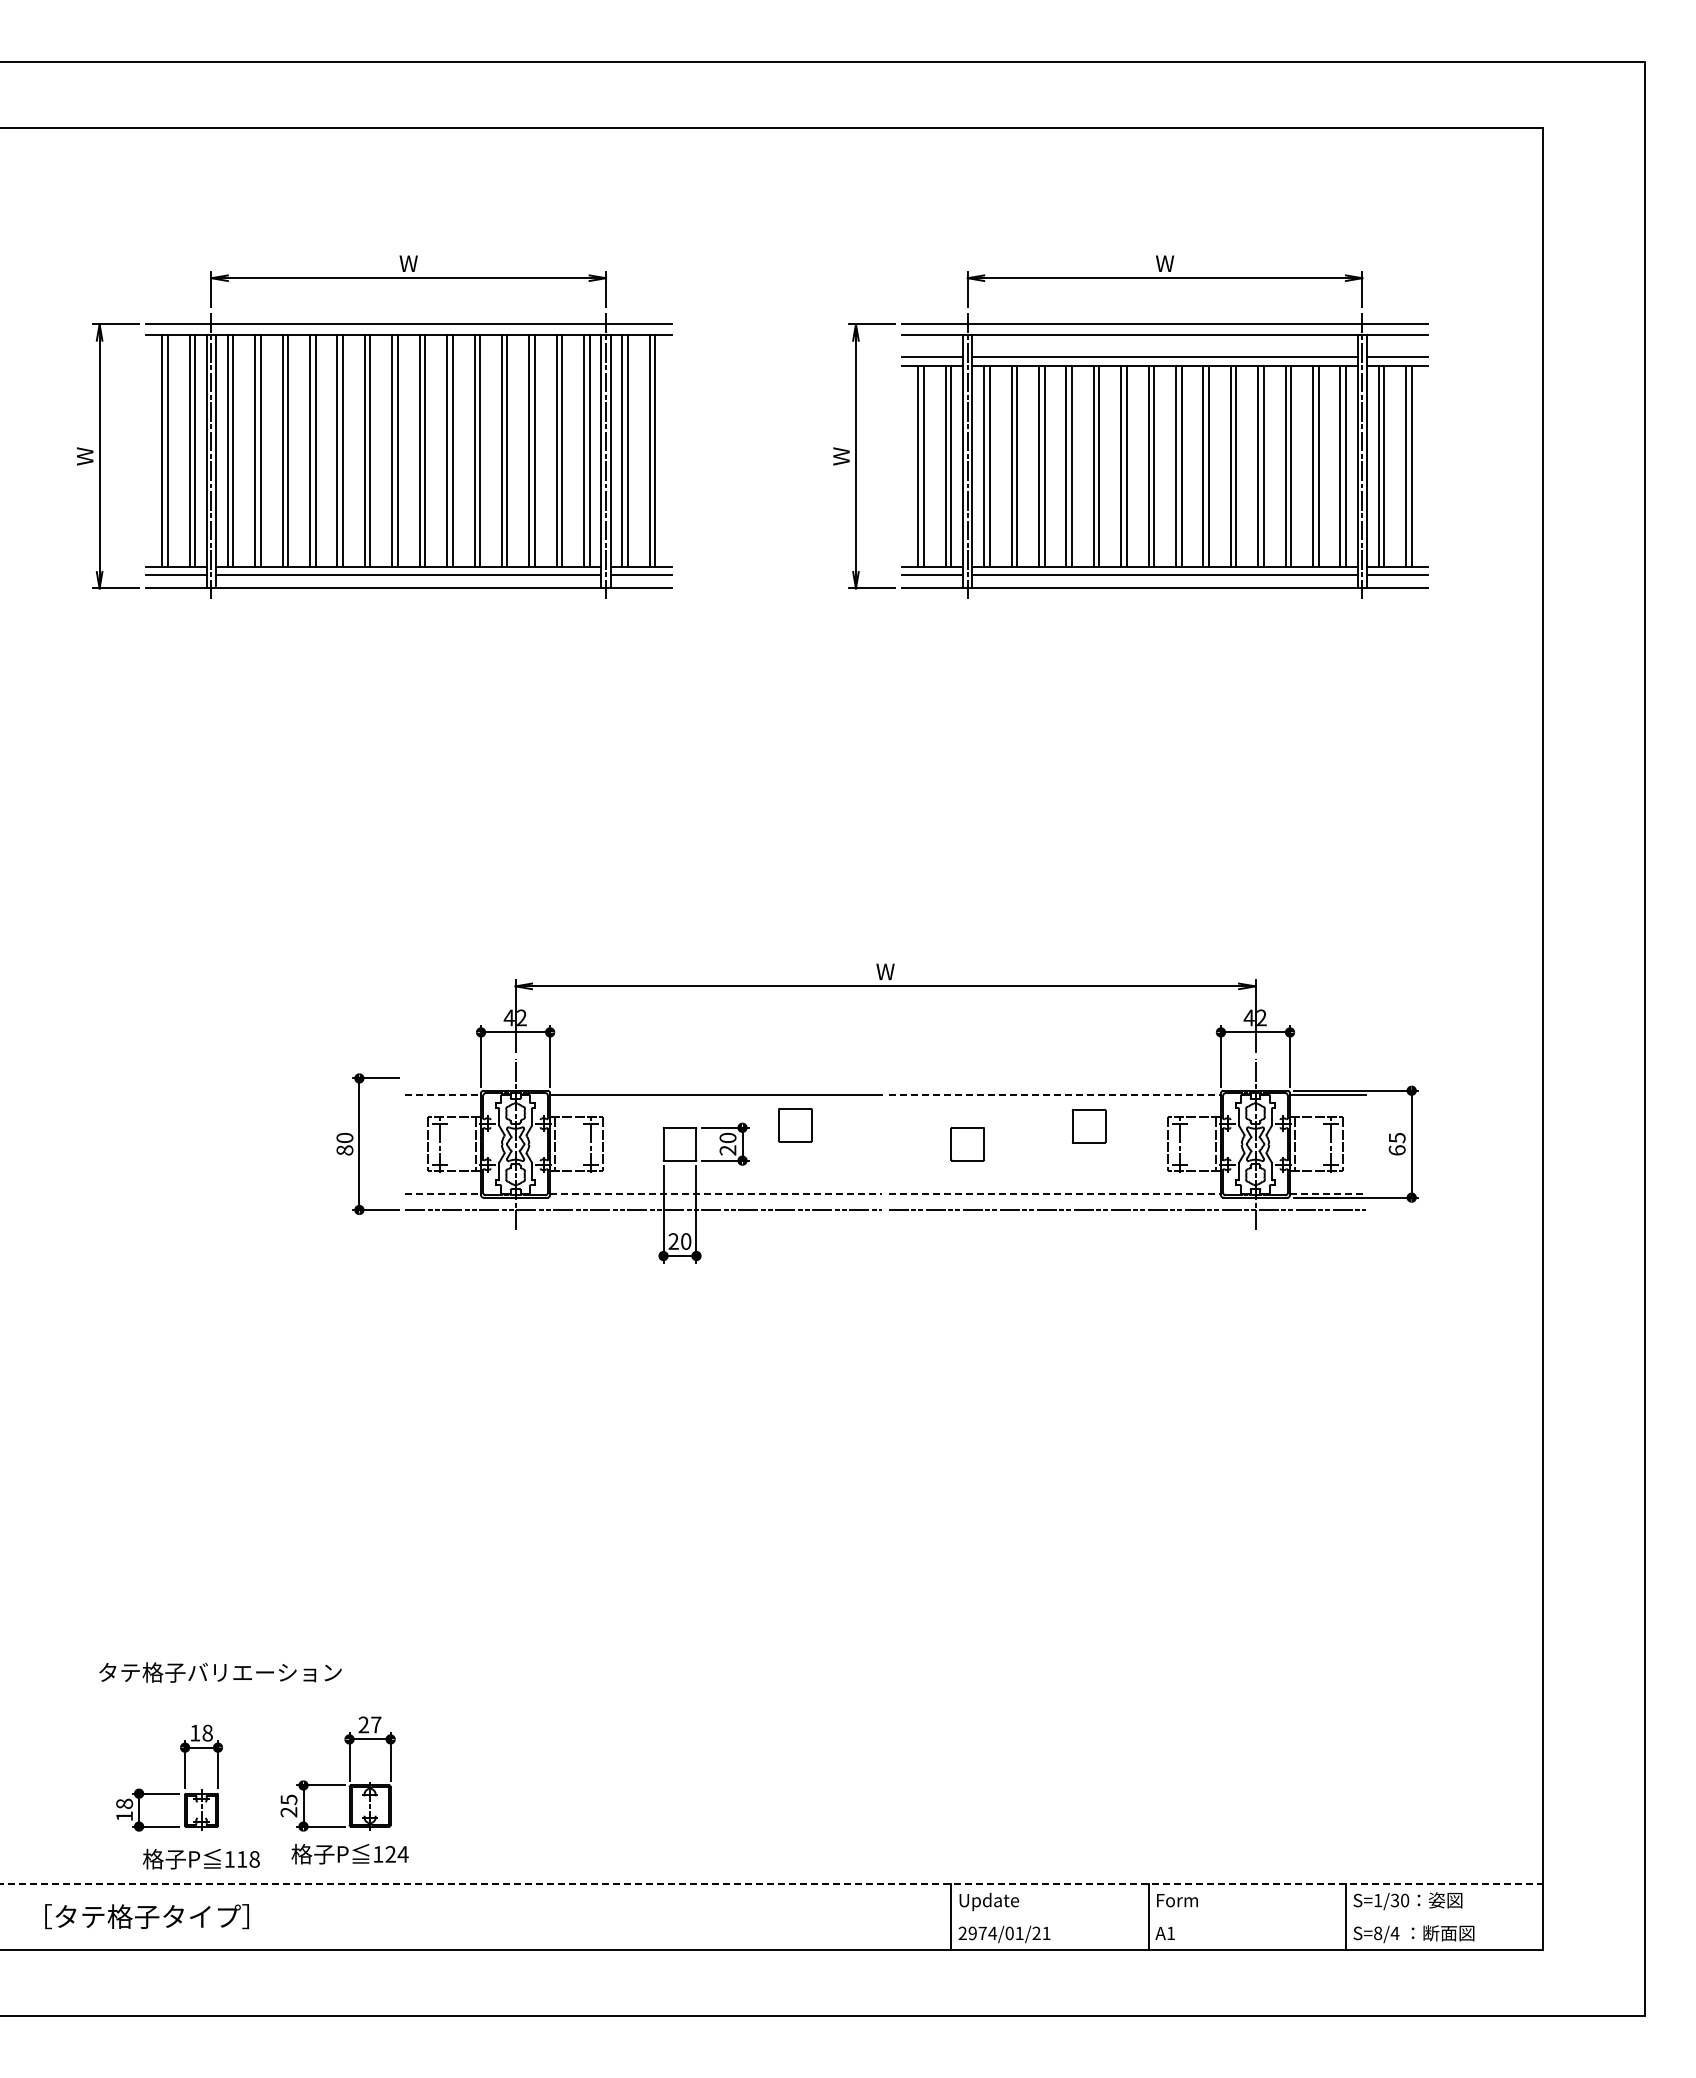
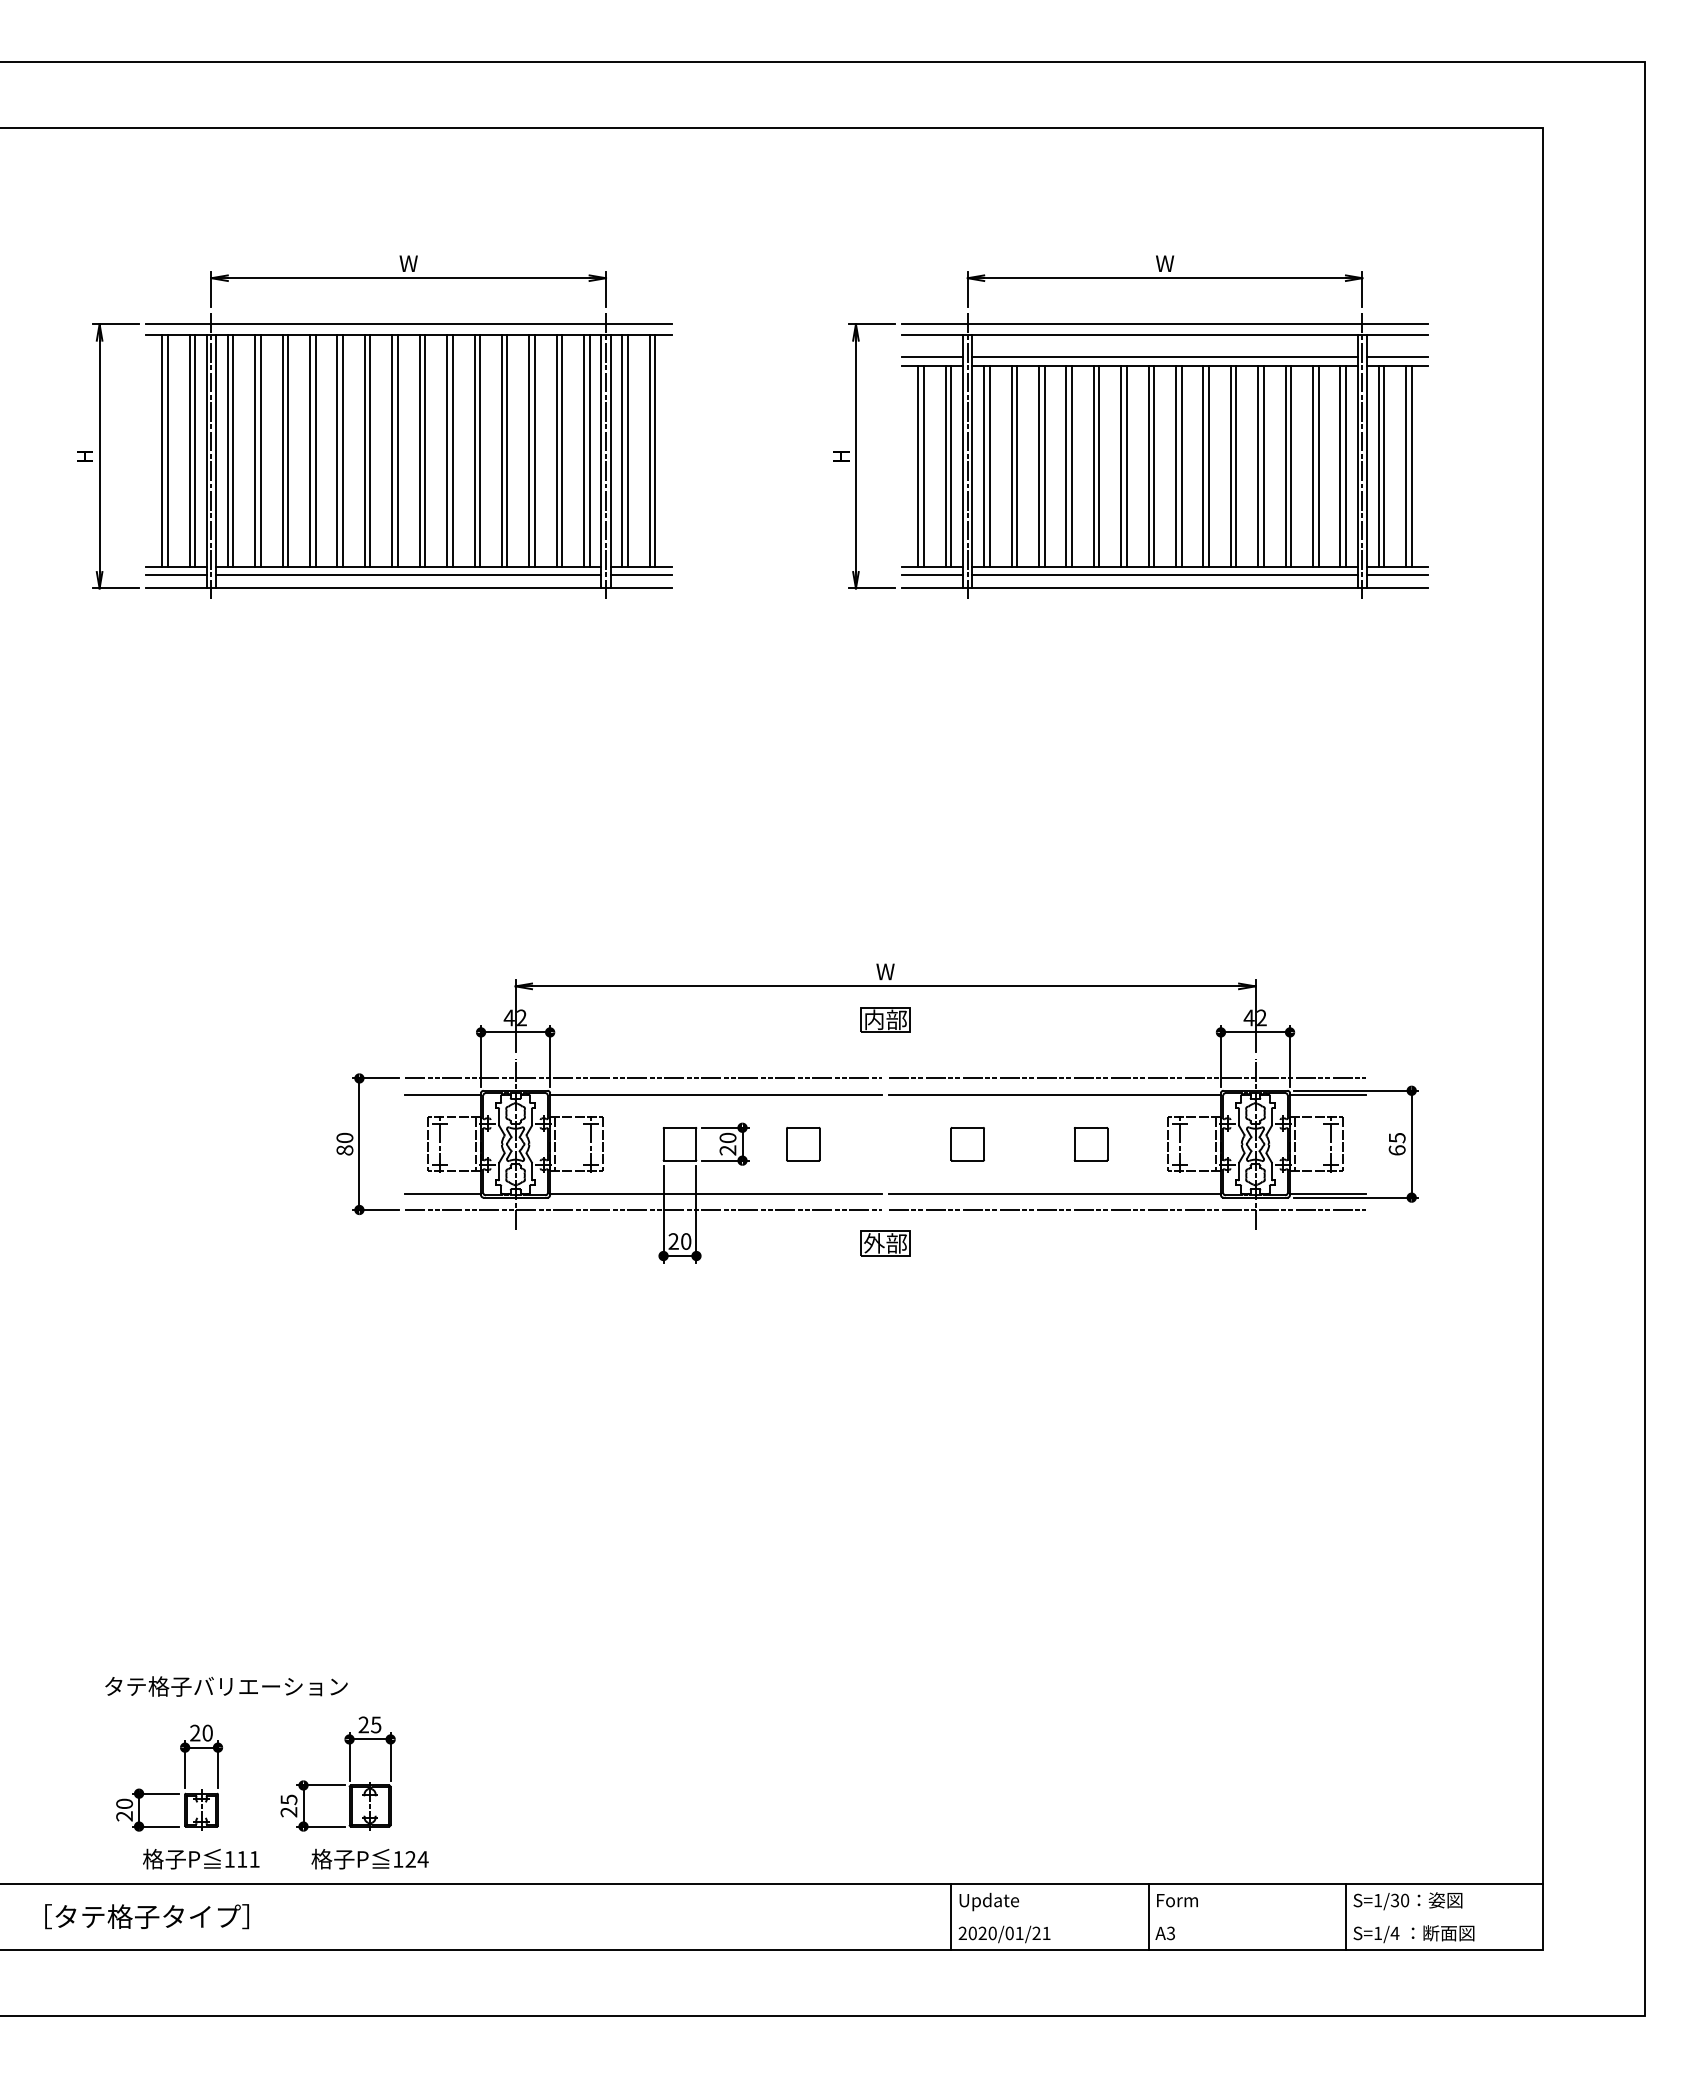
text: W -> H (85, 456)
text: W -> H (841, 456)
part: none -> present (885, 1019)
line: none -> present (643, 1078)
line: none -> present (1126, 1078)
line: dashed -> solid (443, 1094)
line: dashed -> solid (1055, 1094)
part position: (795, 1125) -> (803, 1144) (803, 1144)
part position: (1088, 1126) -> (1090, 1144) (1090, 1144)
line: dashed -> solid (443, 1193)
line: dashed -> solid (716, 1193)
line: dashed -> solid (1055, 1193)
line: dashed -> solid (1327, 1193)
part: none -> present (885, 1243)
text position: (220, 1672) -> (226, 1686) (226, 1686)
text: 27 -> 25 (376, 1724)
text: 18 -> 20 (201, 1732)
text: 18 -> 20 (124, 1809)
text position: (349, 1853) -> (369, 1858) (369, 1858)
text: 118 -> 111 (254, 1859)
line: dashed -> solid (772, 1884)
text: 2974/01/21 -> 2020/01/21 (982, 1933)
text: A1 -> A3 (1170, 1933)
text: S=8/4 -> S=1/4 (1378, 1933)
